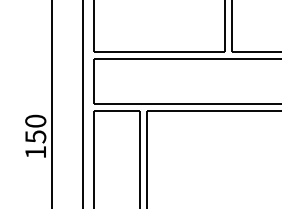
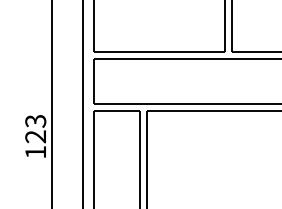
text: 150 -> 123 (35, 128)
